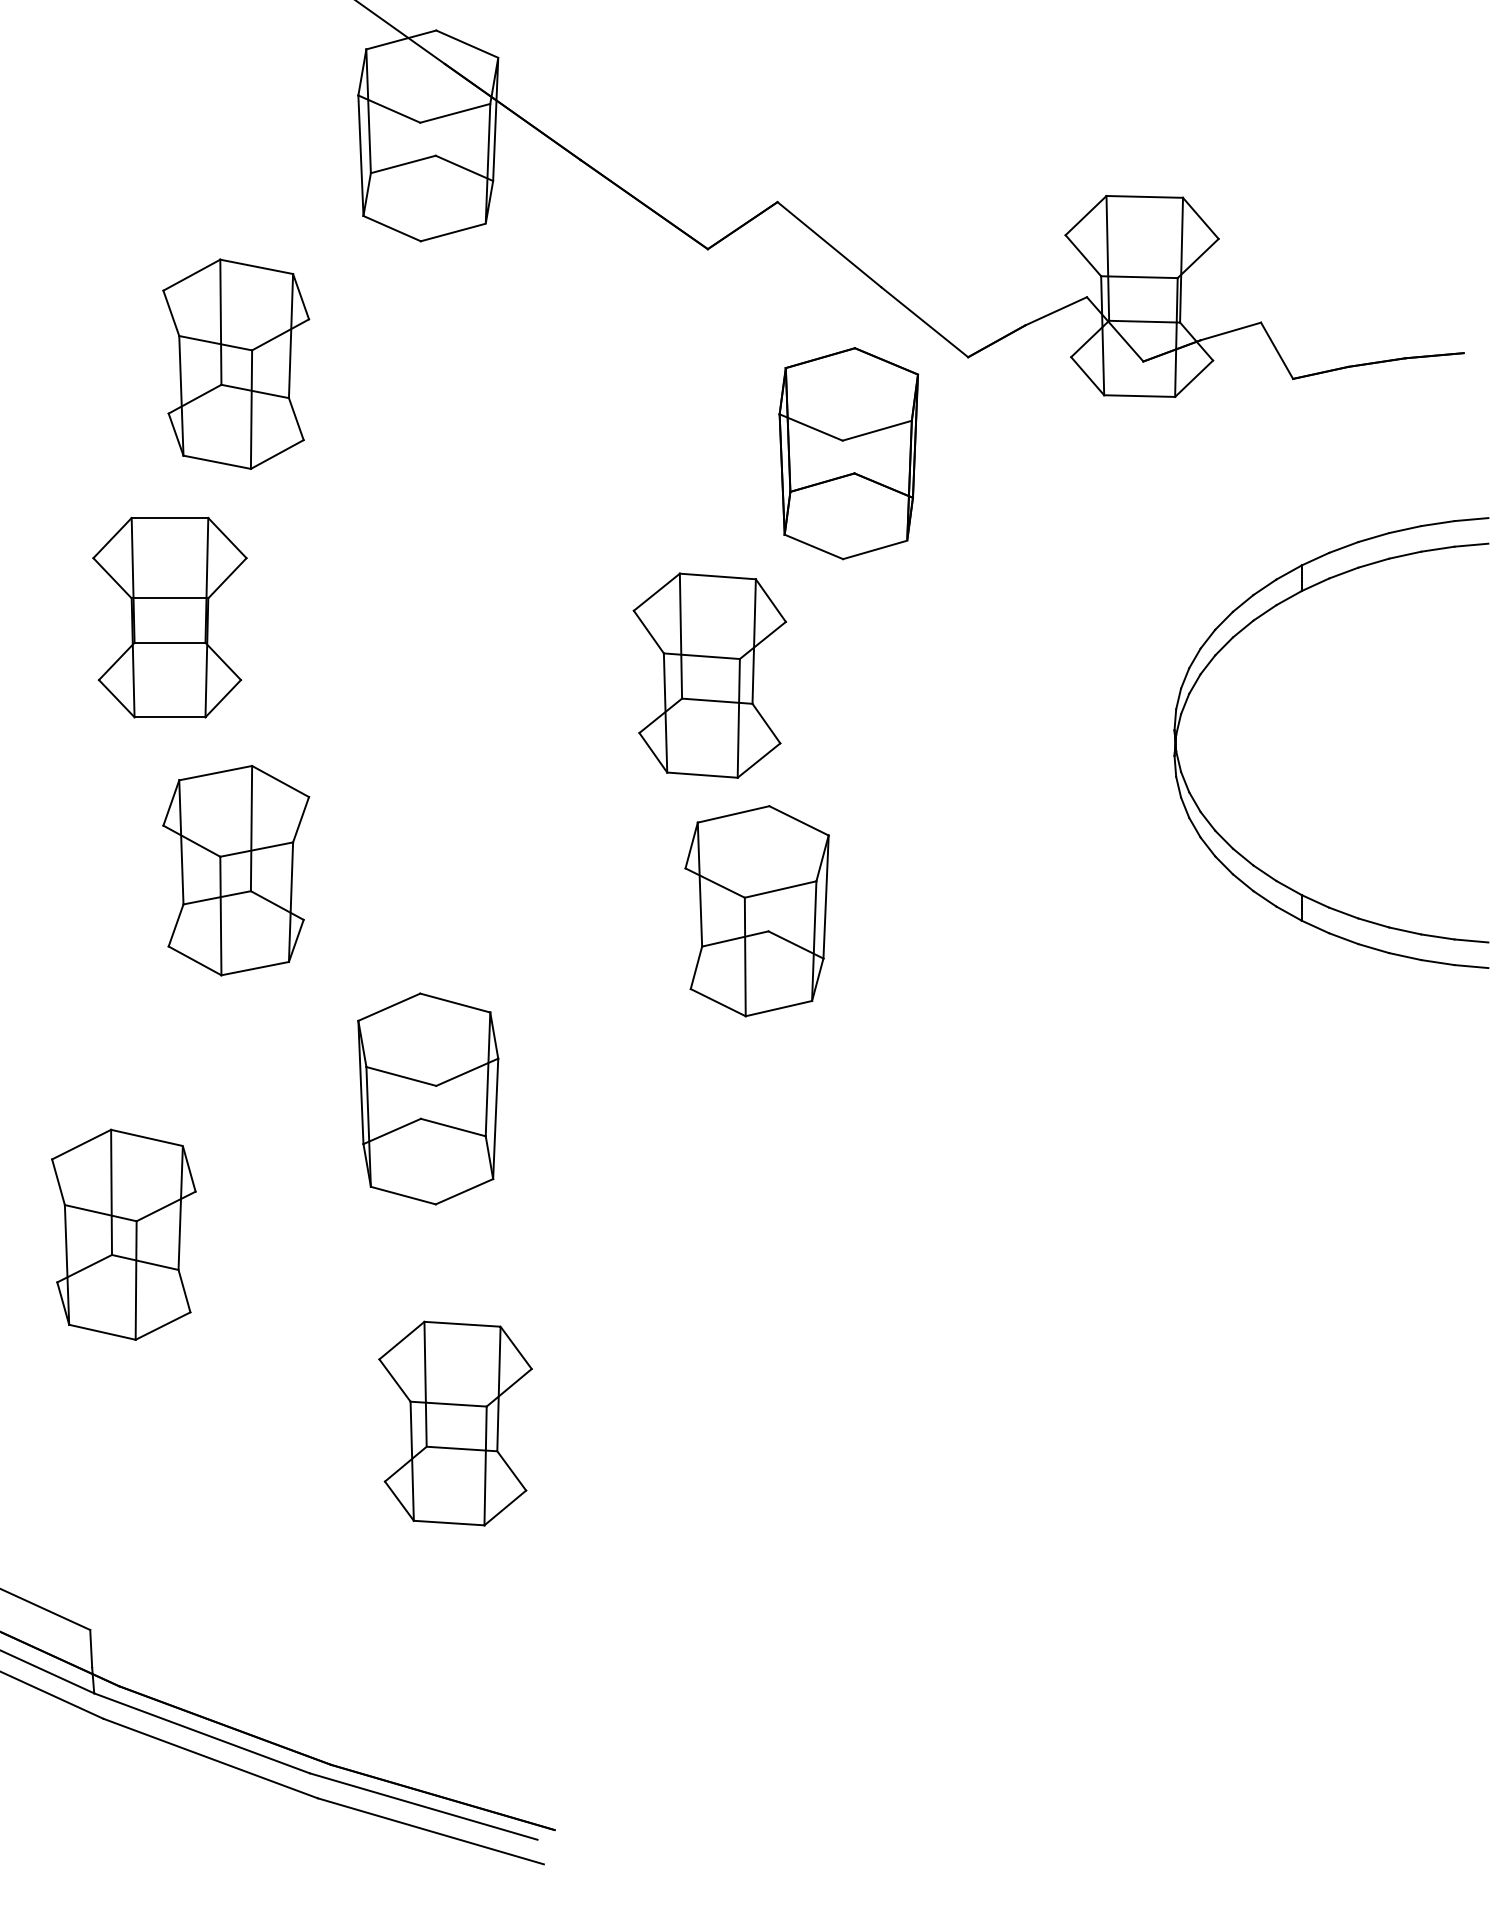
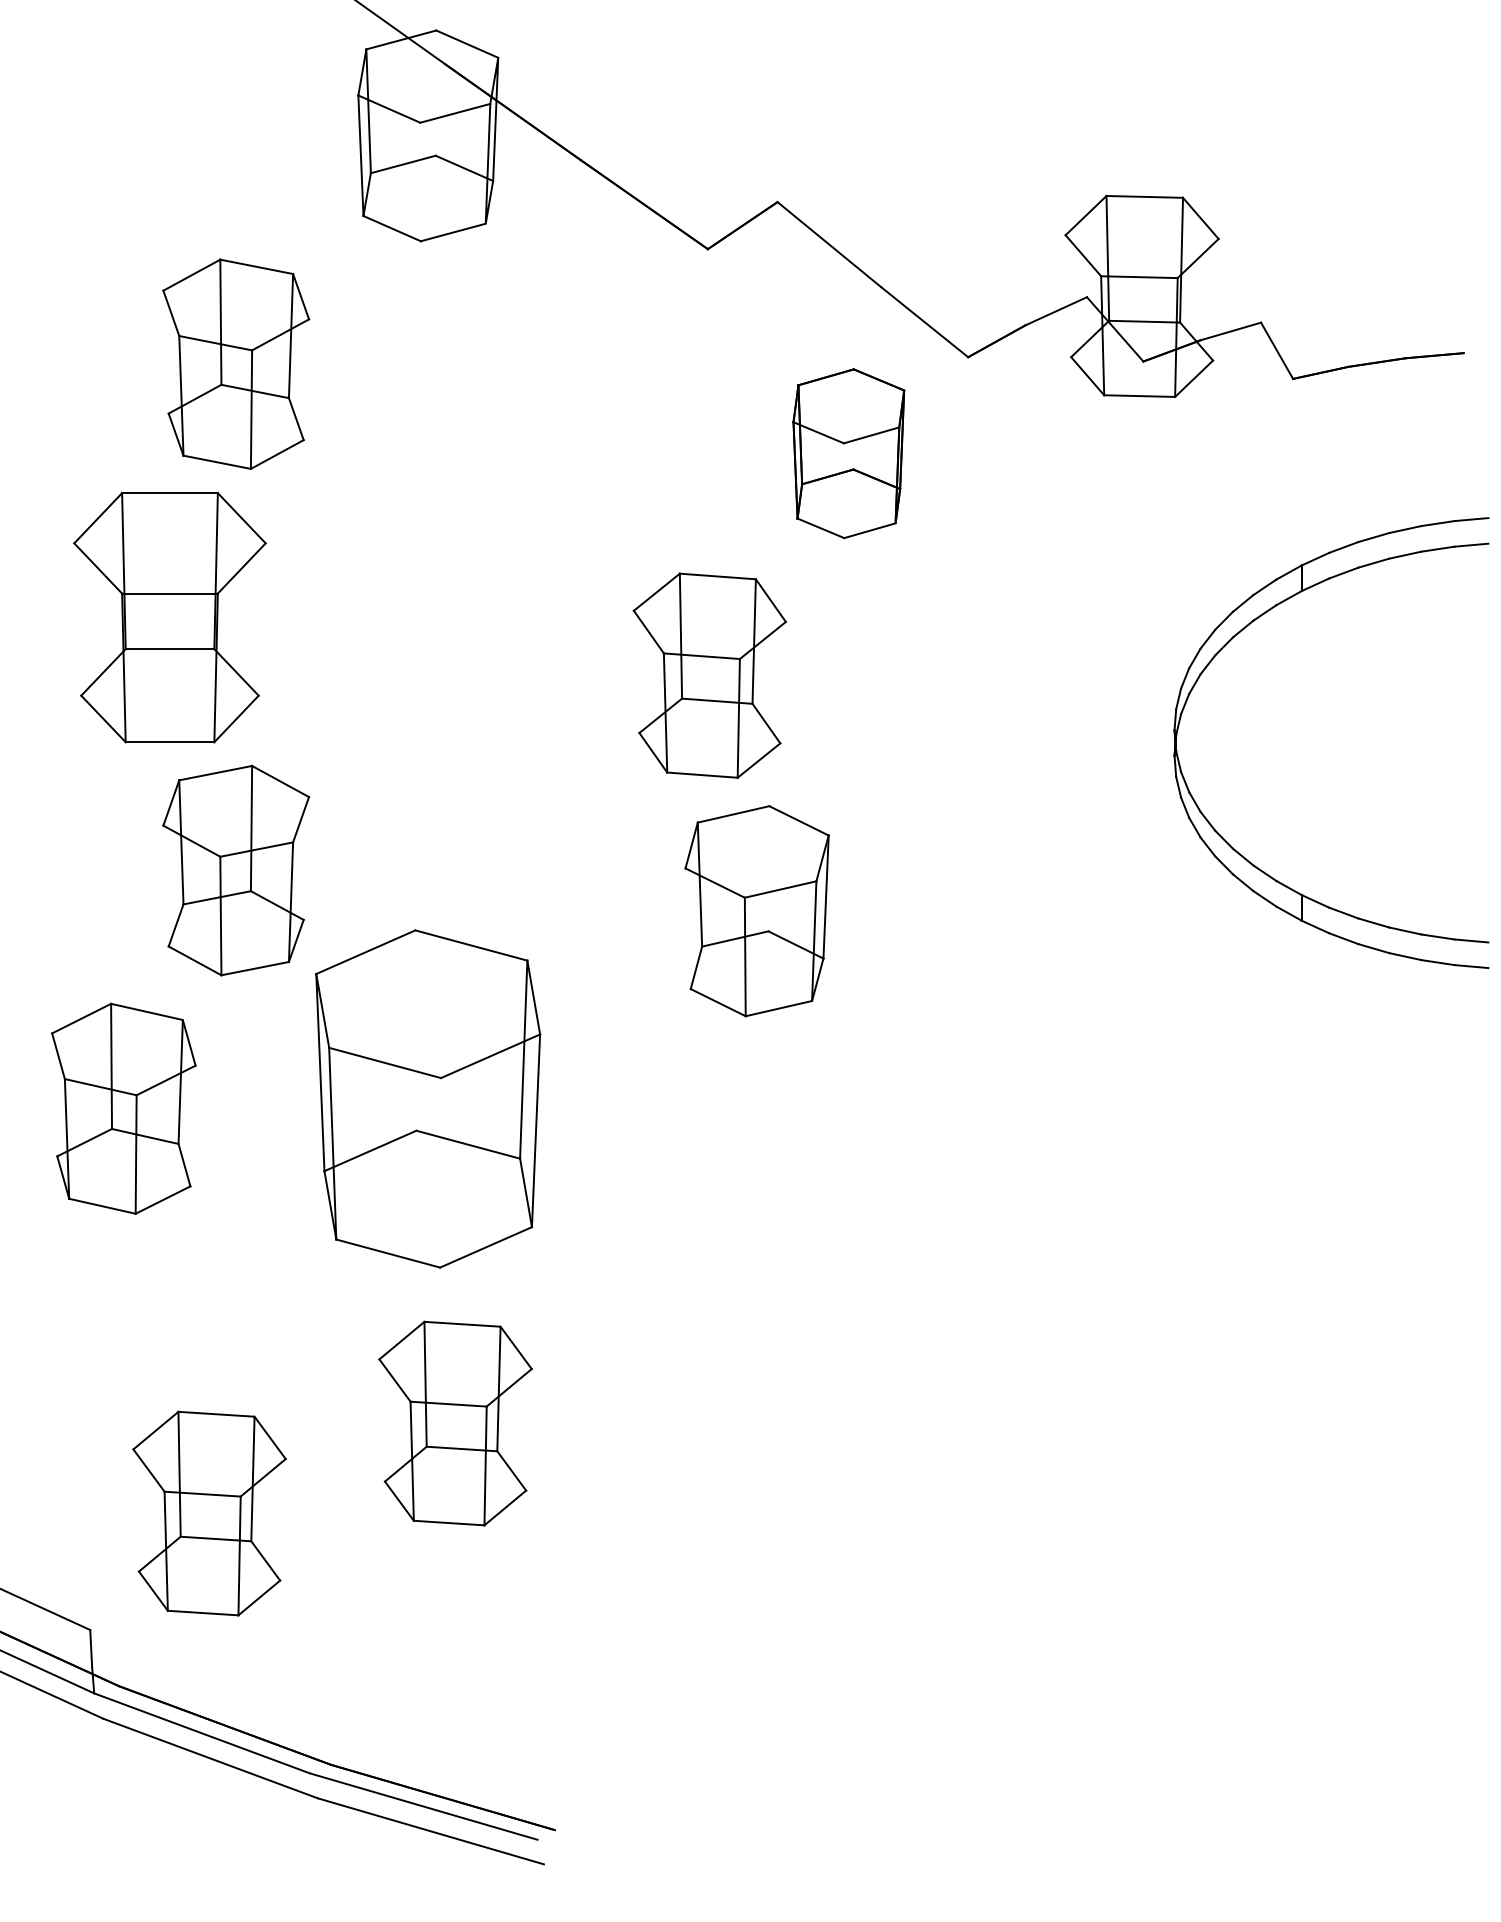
part size: 142x214 px -> 114x172 px (848, 453)
part size: 156x203 px -> 194x252 px (169, 617)
part size: 143x214 px -> 227x340 px (428, 1098)
part position: (123, 1234) -> (123, 1108) (123, 1108)
part: none -> present (209, 1513)
